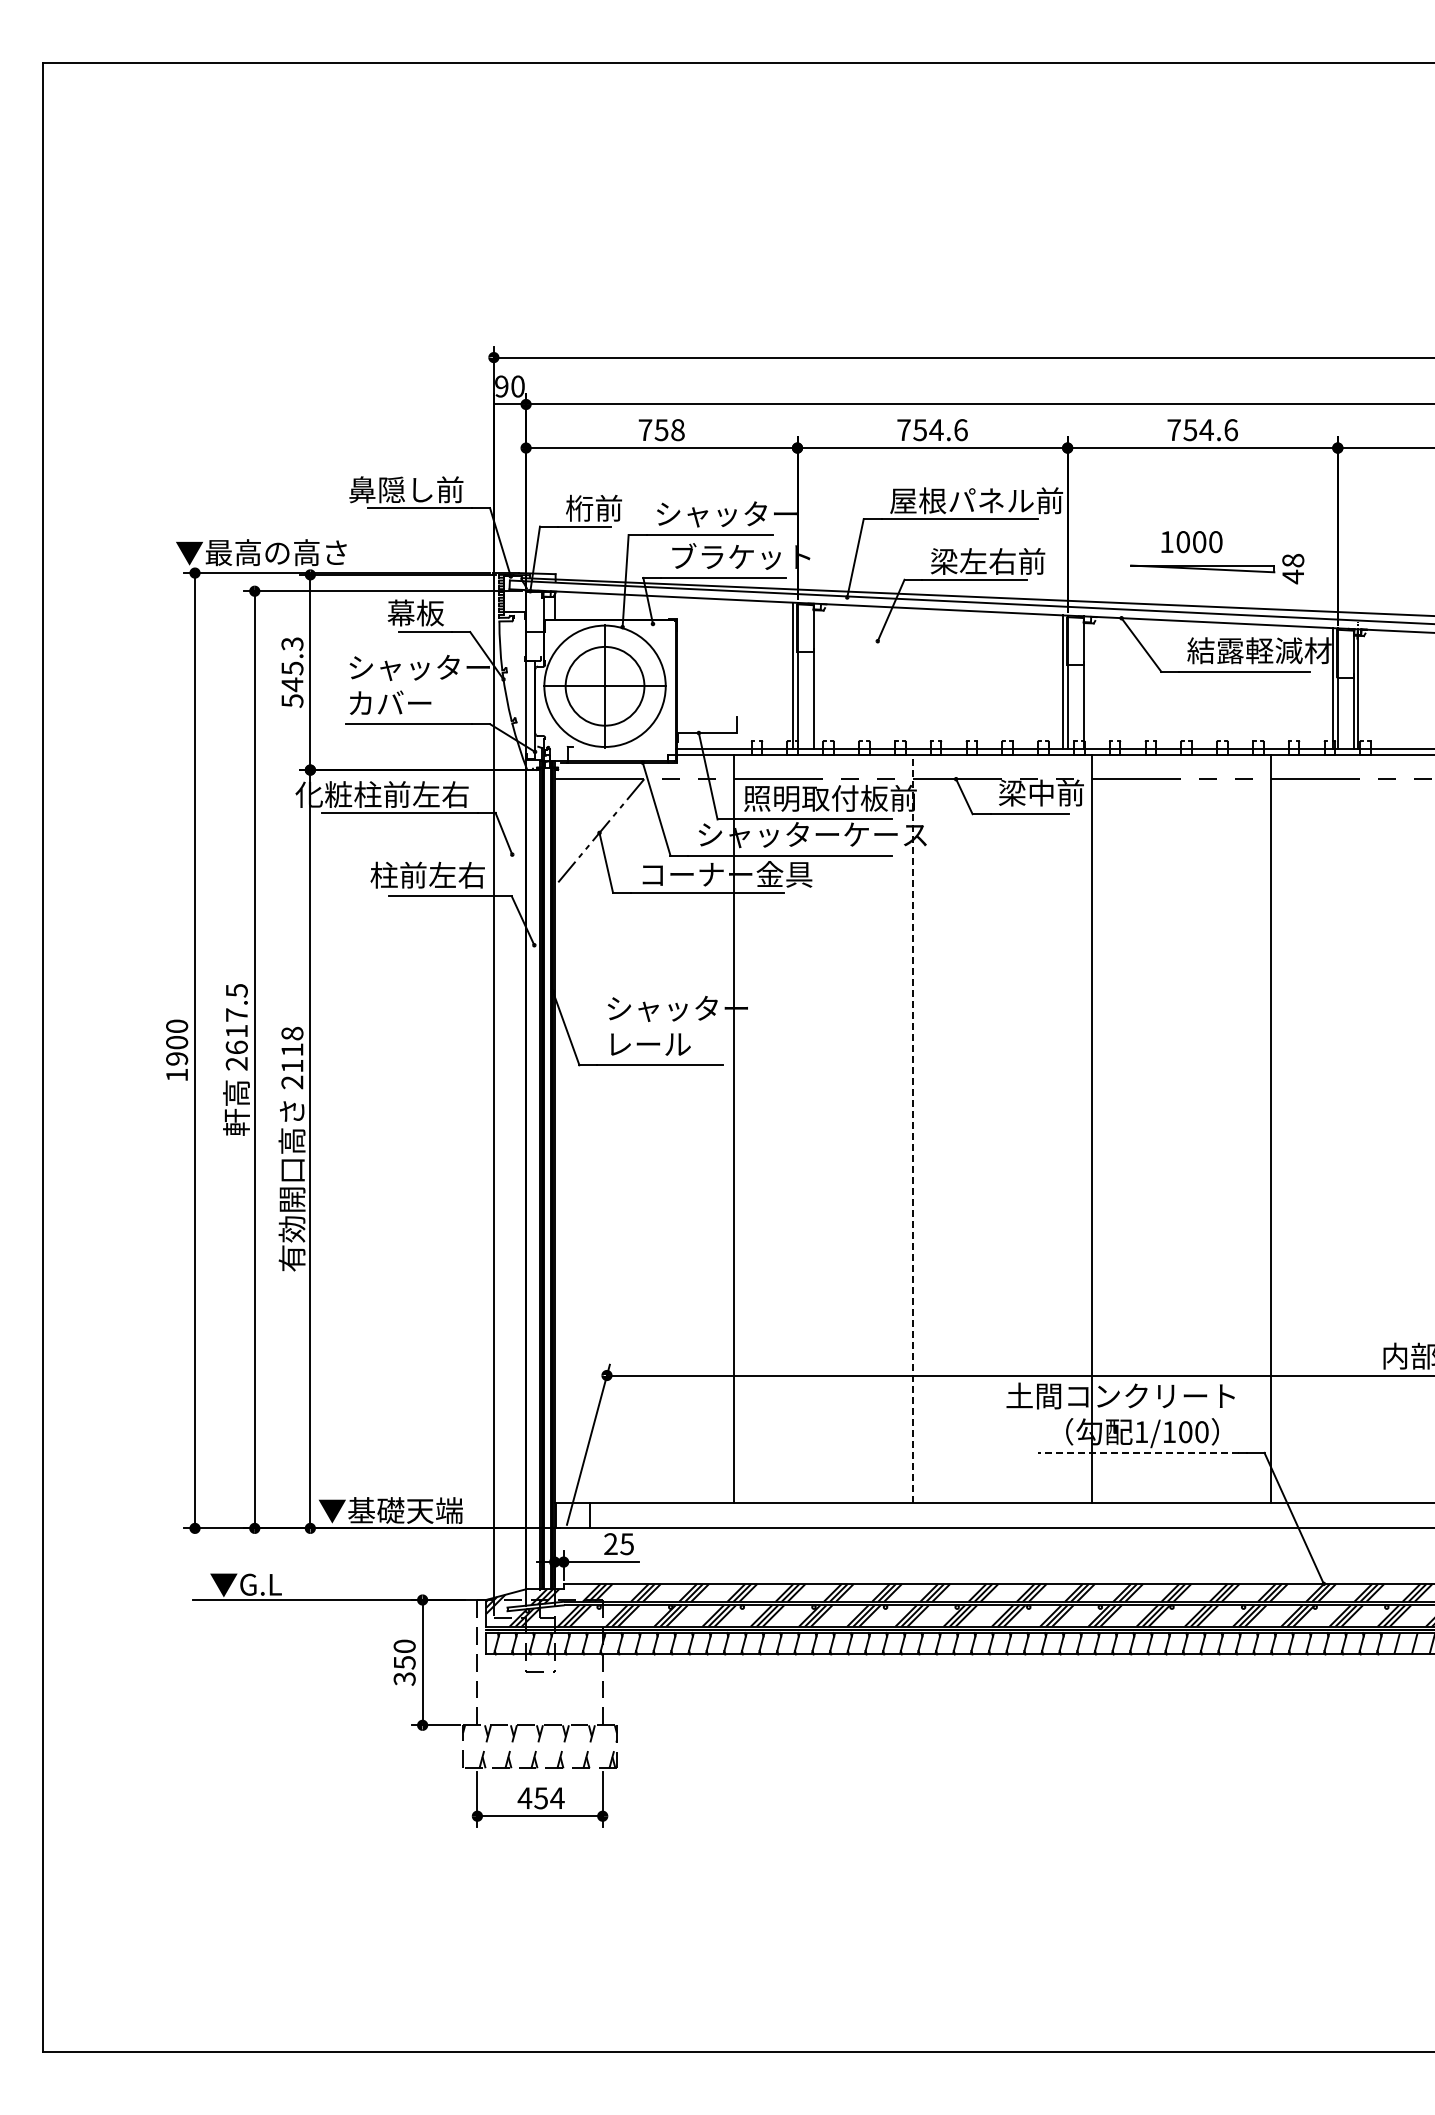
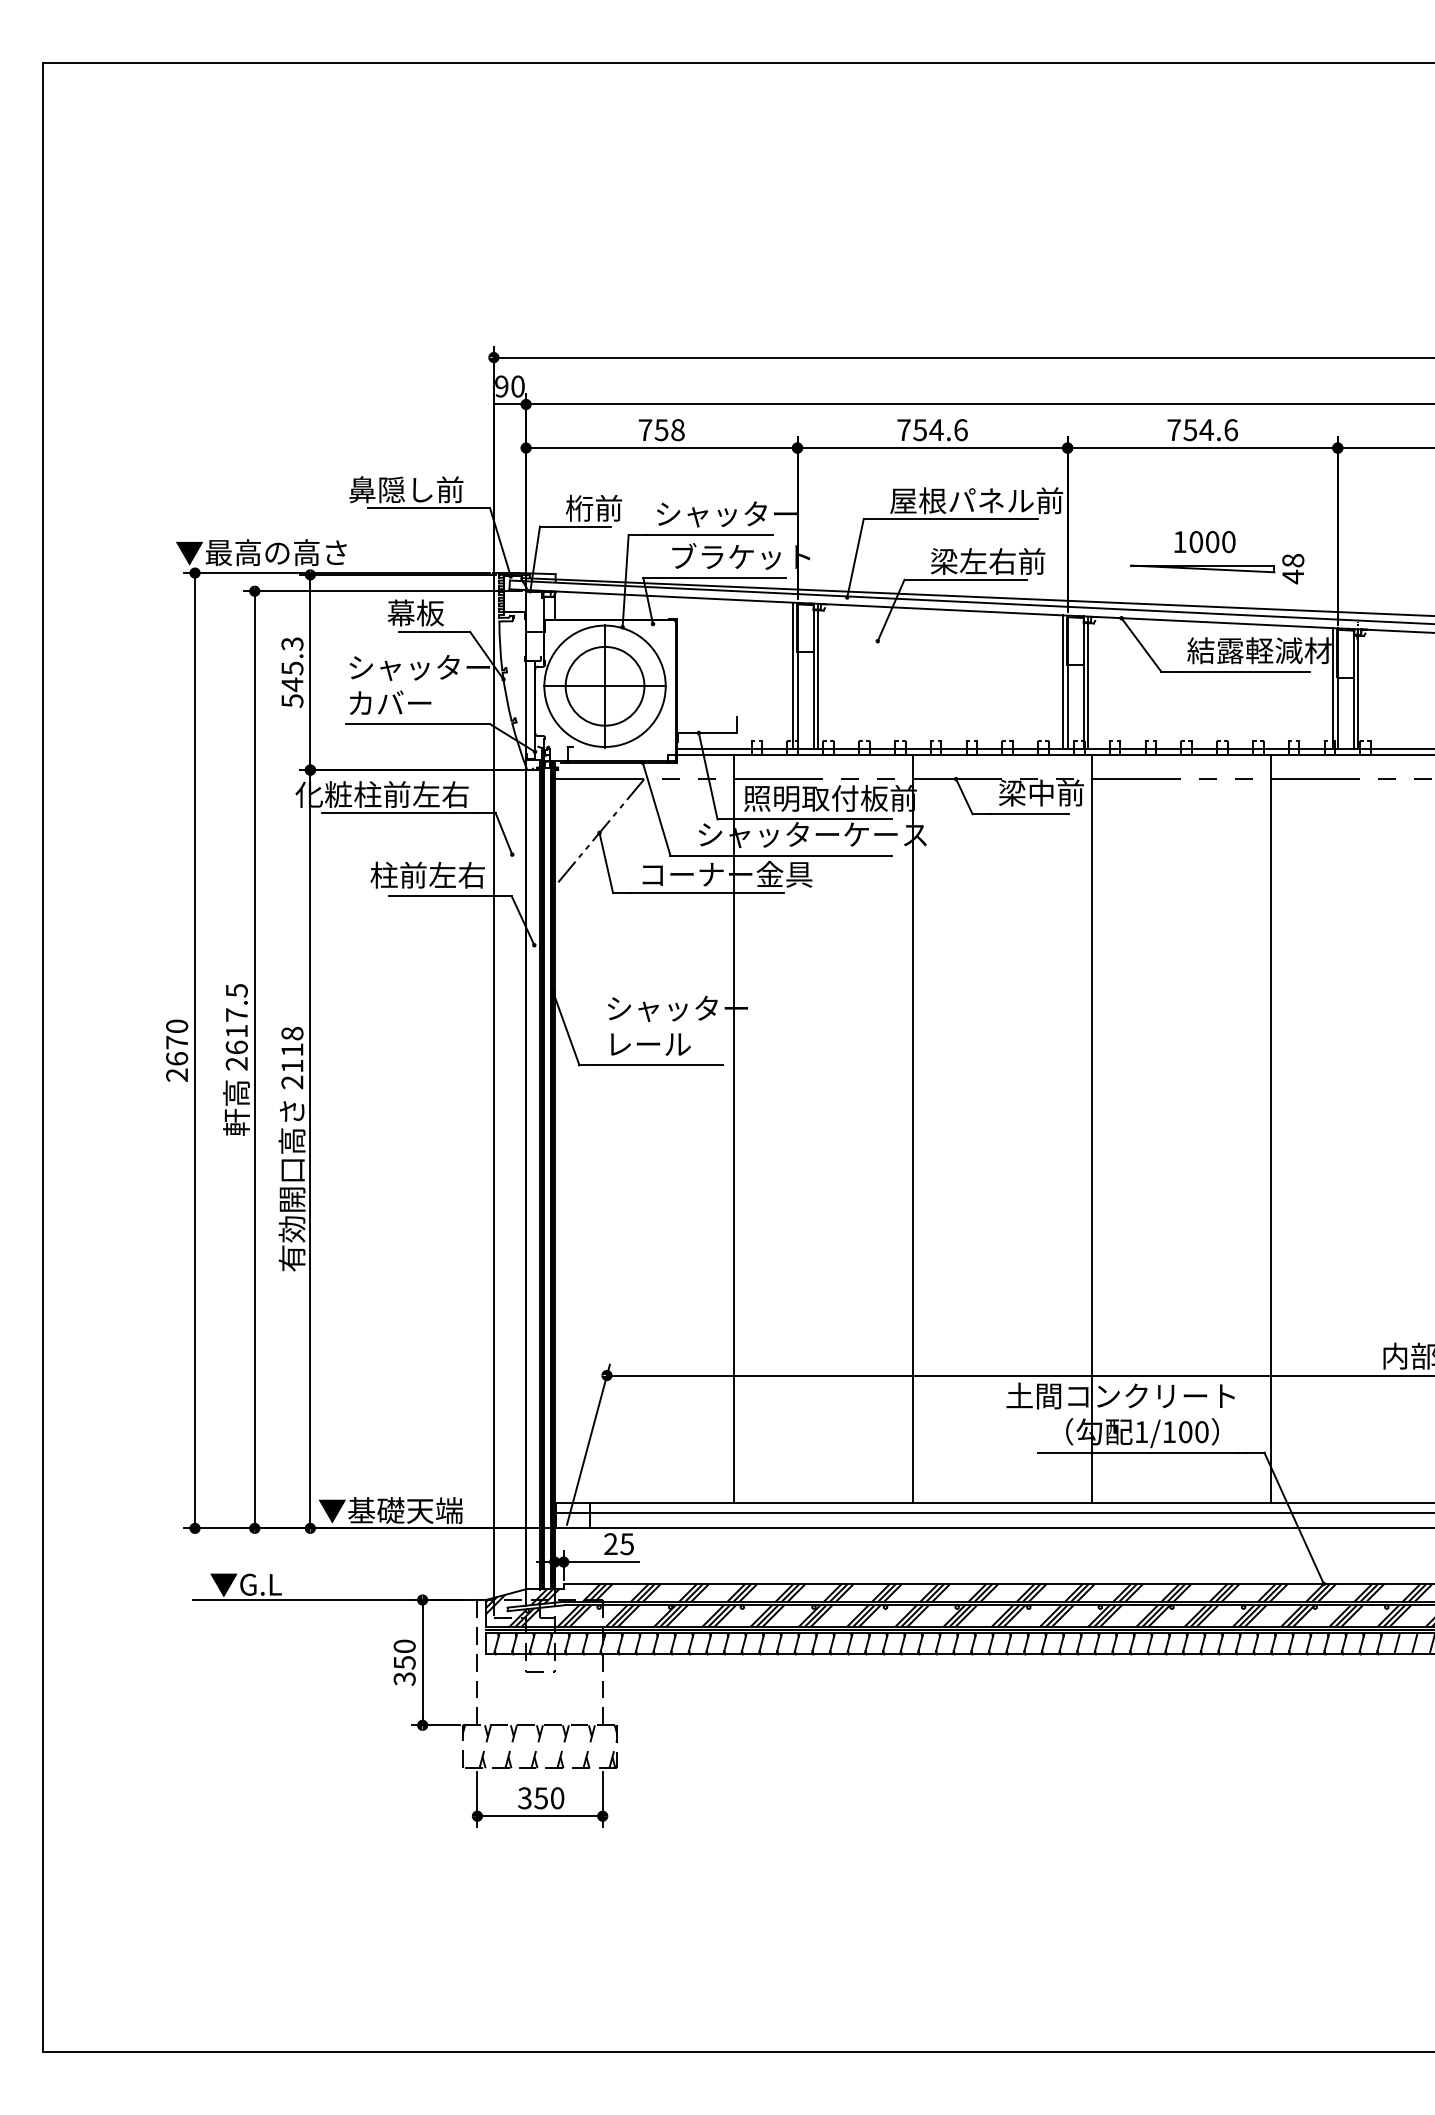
text position: (1191, 542) -> (1204, 542) (1204, 542)
line: none -> present (818, 676)
line: none -> present (1088, 682)
text: 1900 -> 2670 (177, 1058)
line: dashed -> solid (912, 1128)
line: dashed -> solid (1138, 1452)
line: none -> present (992, 1513)
text: 454 -> 350 (540, 1798)
